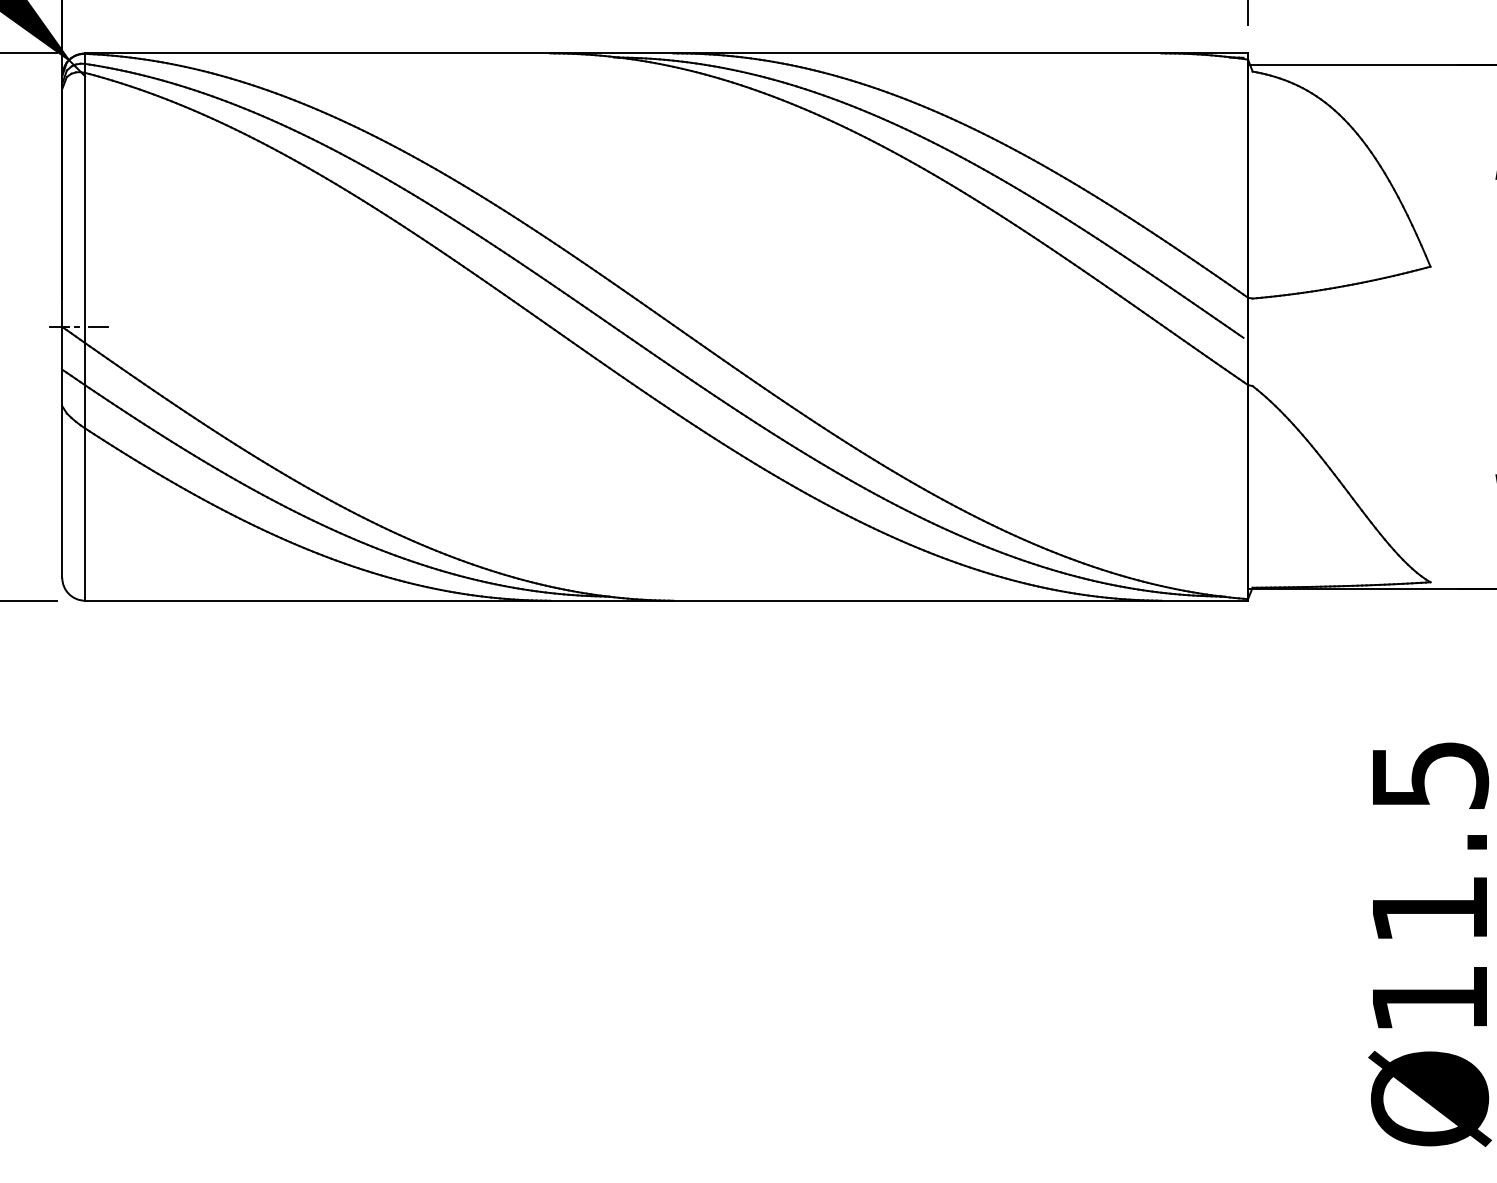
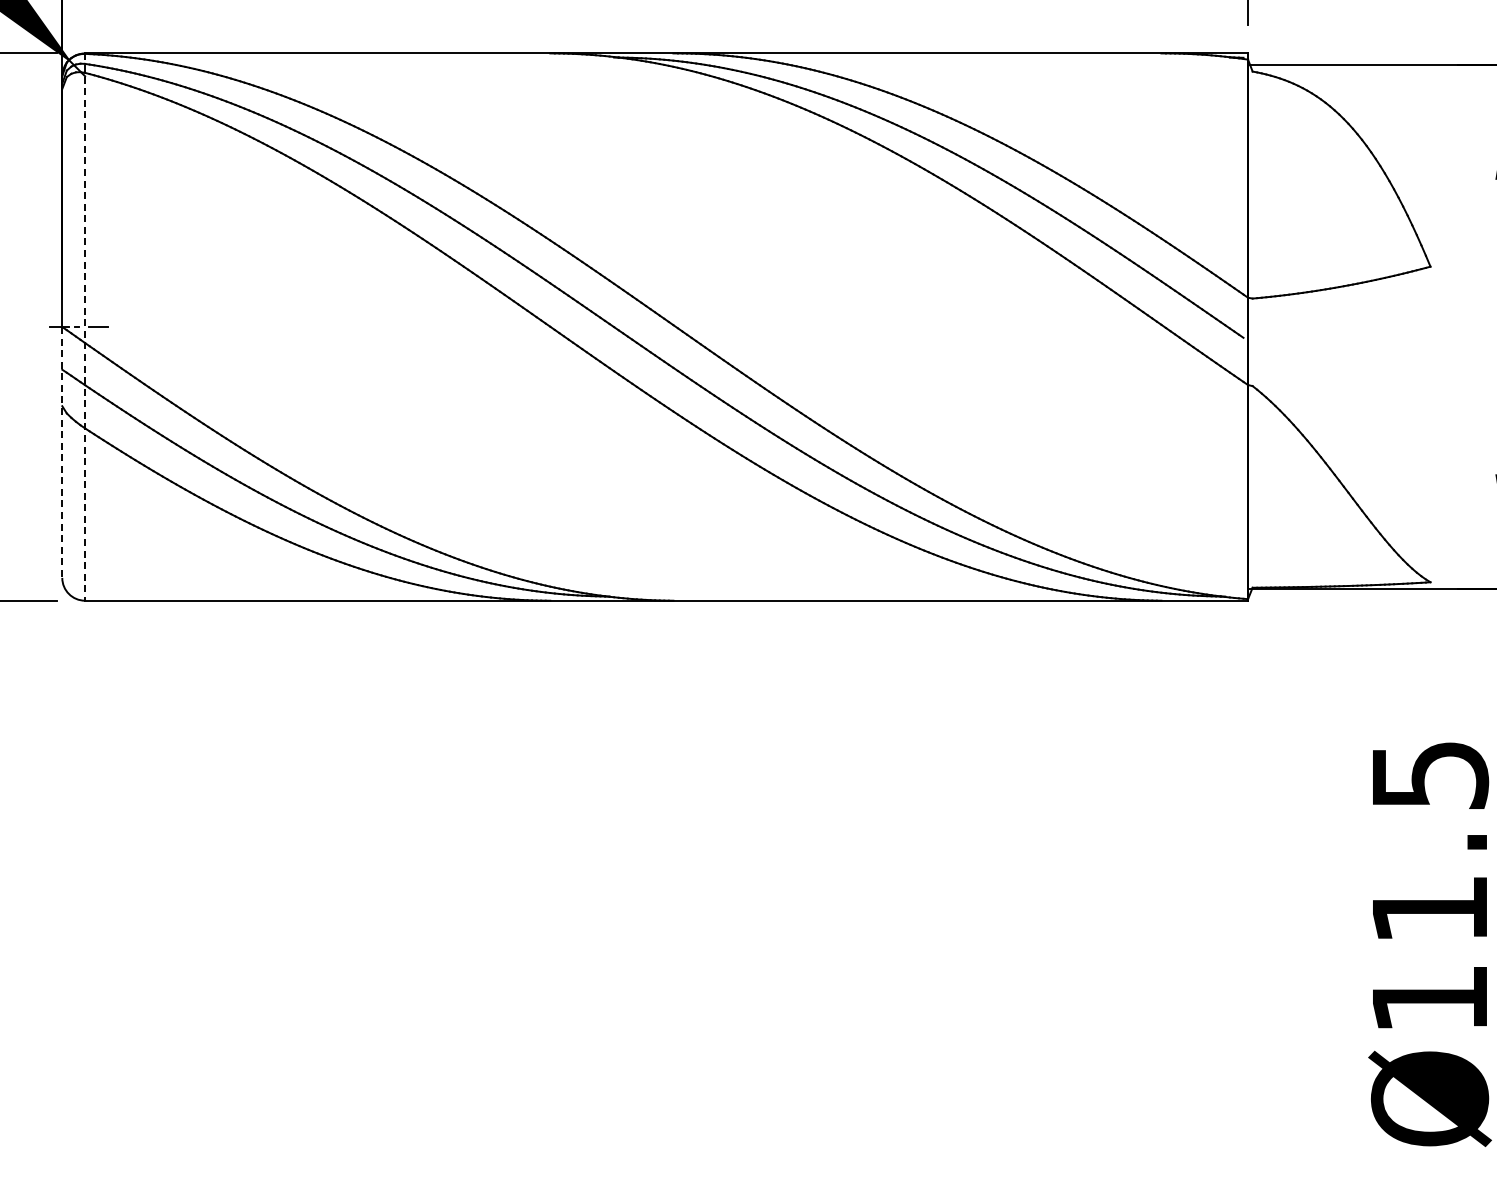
line: solid -> dashed (85, 327)
line: solid -> dashed (62, 453)
